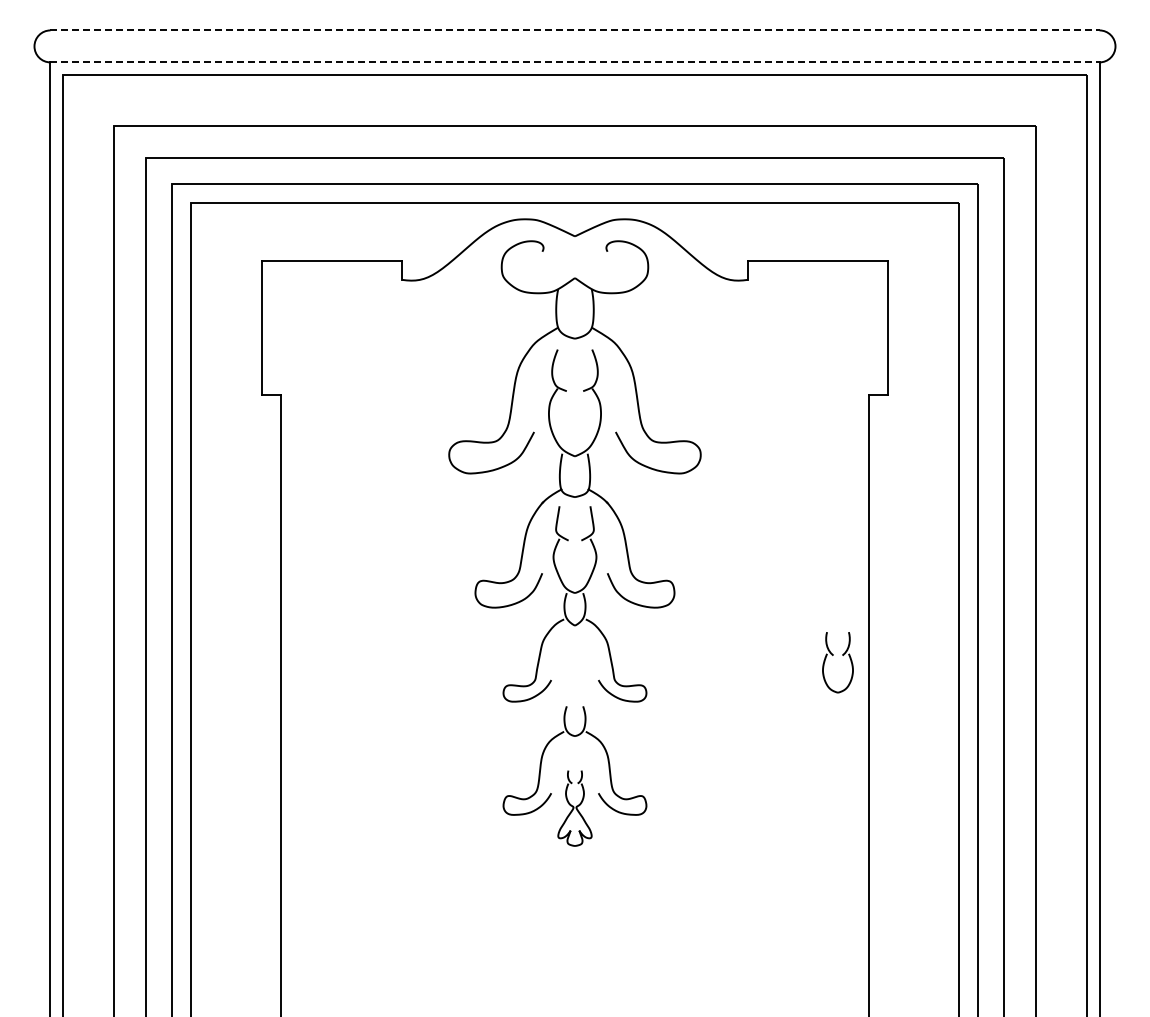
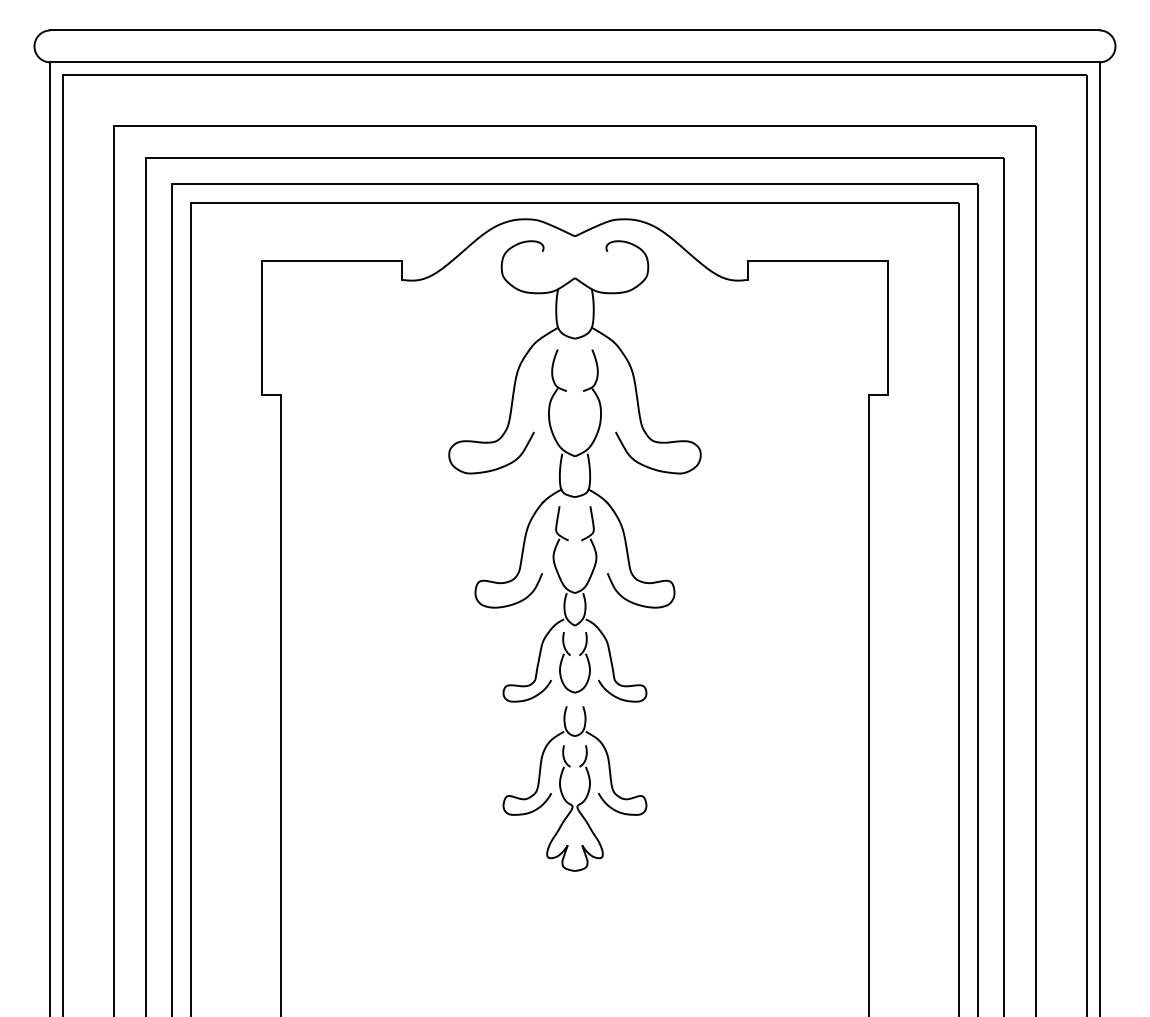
line: dashed -> solid (574, 30)
line: dashed -> solid (574, 62)
part position: (833, 655) -> (570, 655) (570, 655)
part size: 36x77 px -> 58x127 px (574, 808)
